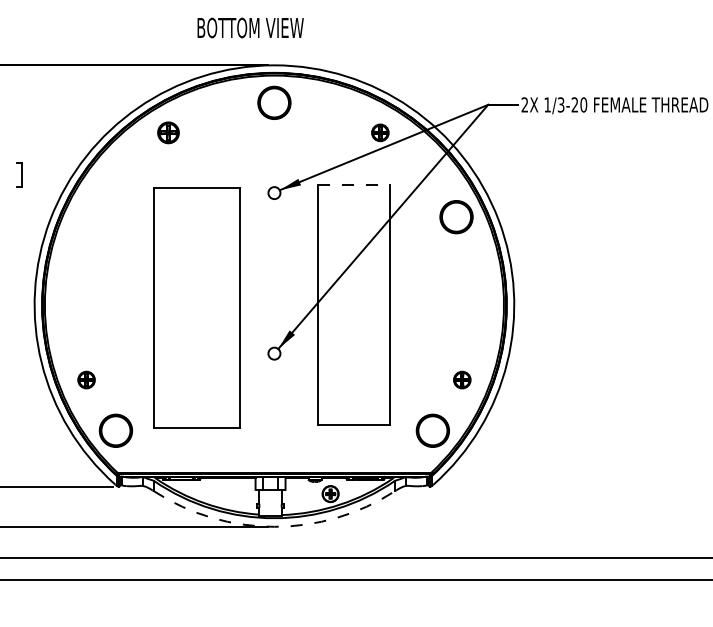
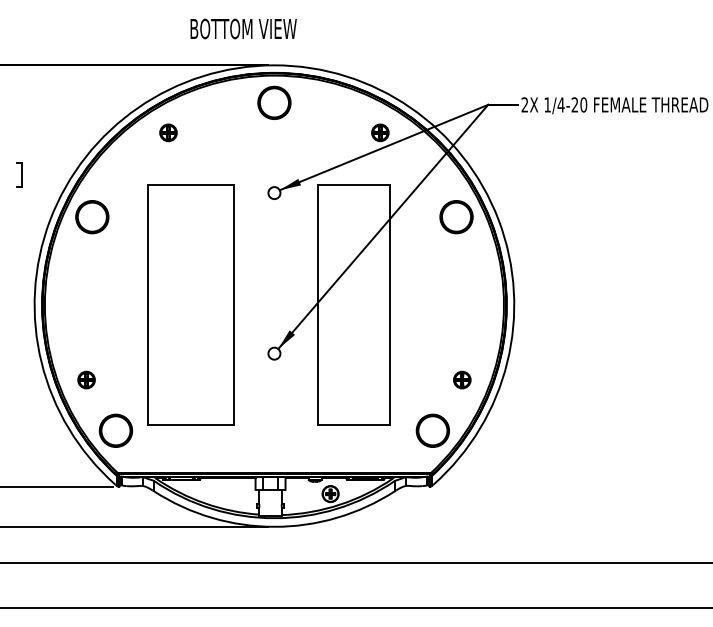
text position: (250, 27) -> (243, 28) (243, 28)
text: 1/3-20 -> 1/4-20 (560, 104)
part size: 23x24 px -> 19x20 px (168, 132)
line: dashed -> solid (354, 185)
part: none -> present (92, 217)
part position: (196, 307) -> (190, 304) (190, 304)
arc: dashed -> solid (274, 526)
line position: (355, 558) -> (355, 563) (355, 563)
line position: (355, 580) -> (355, 608) (355, 608)
